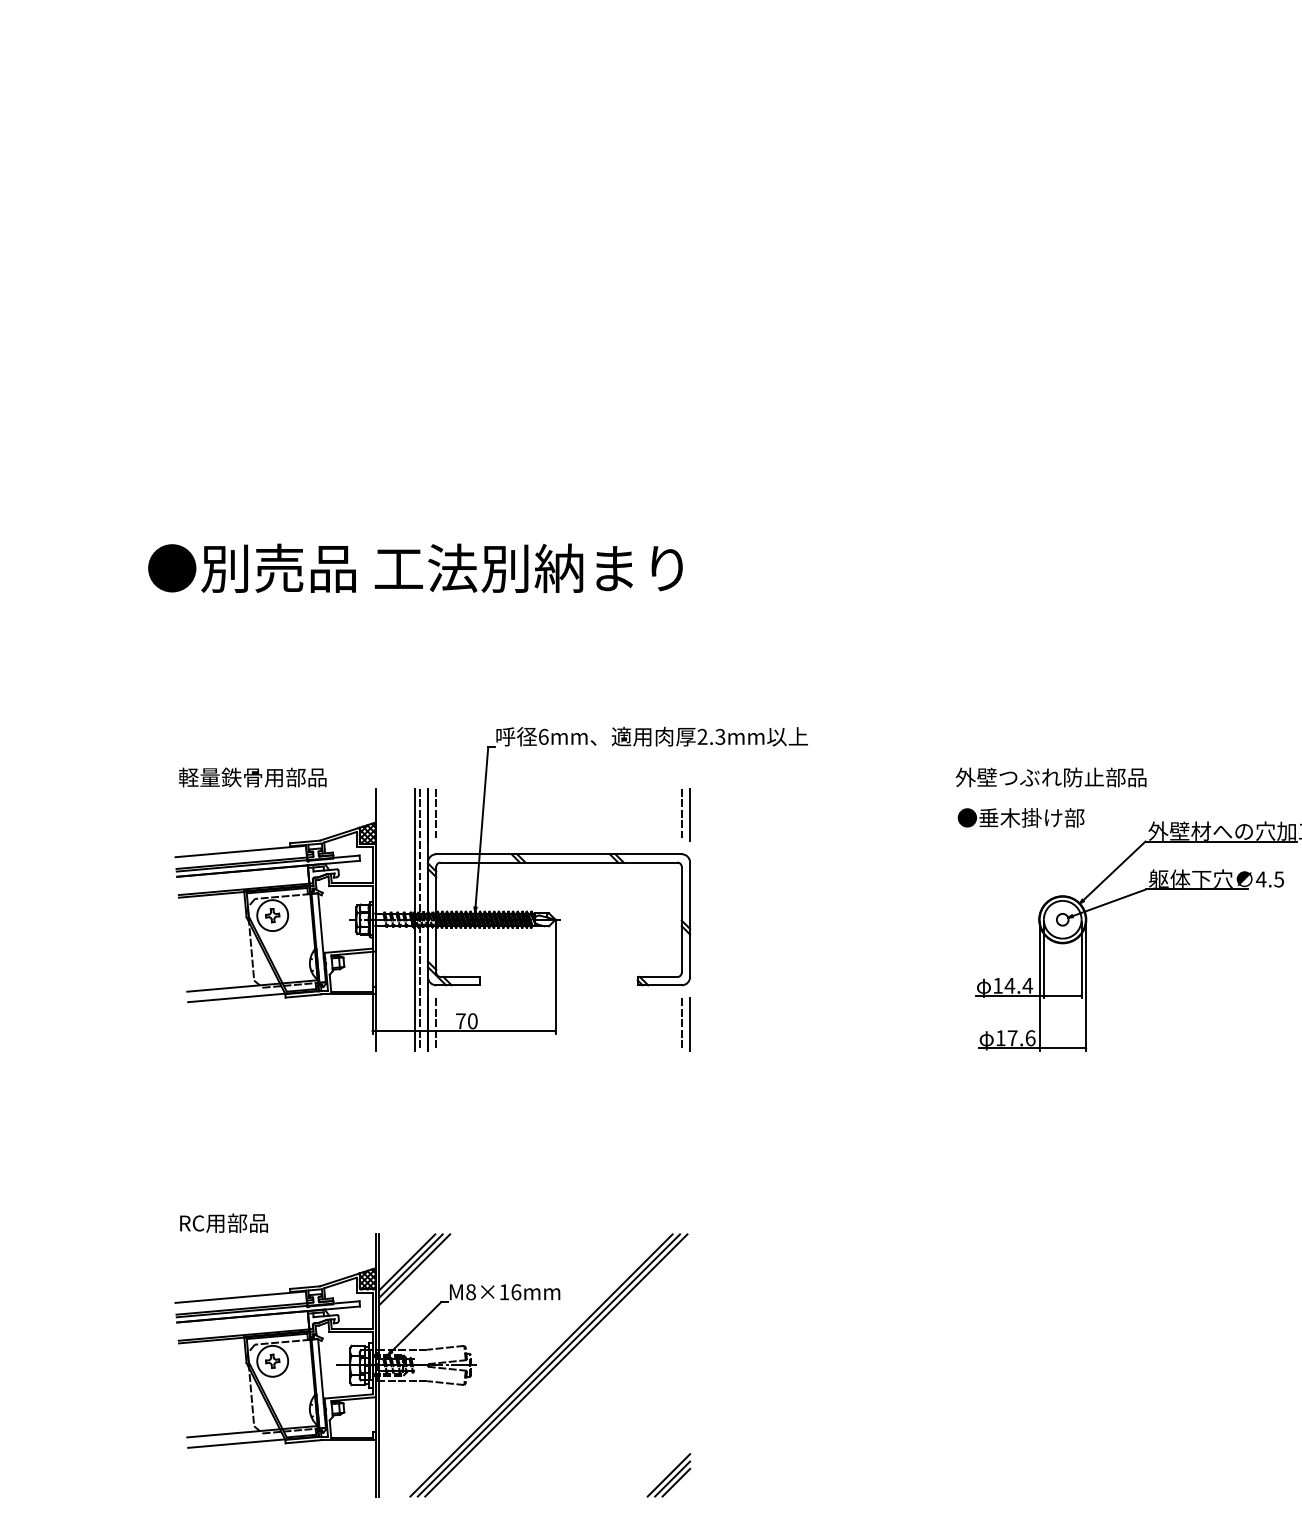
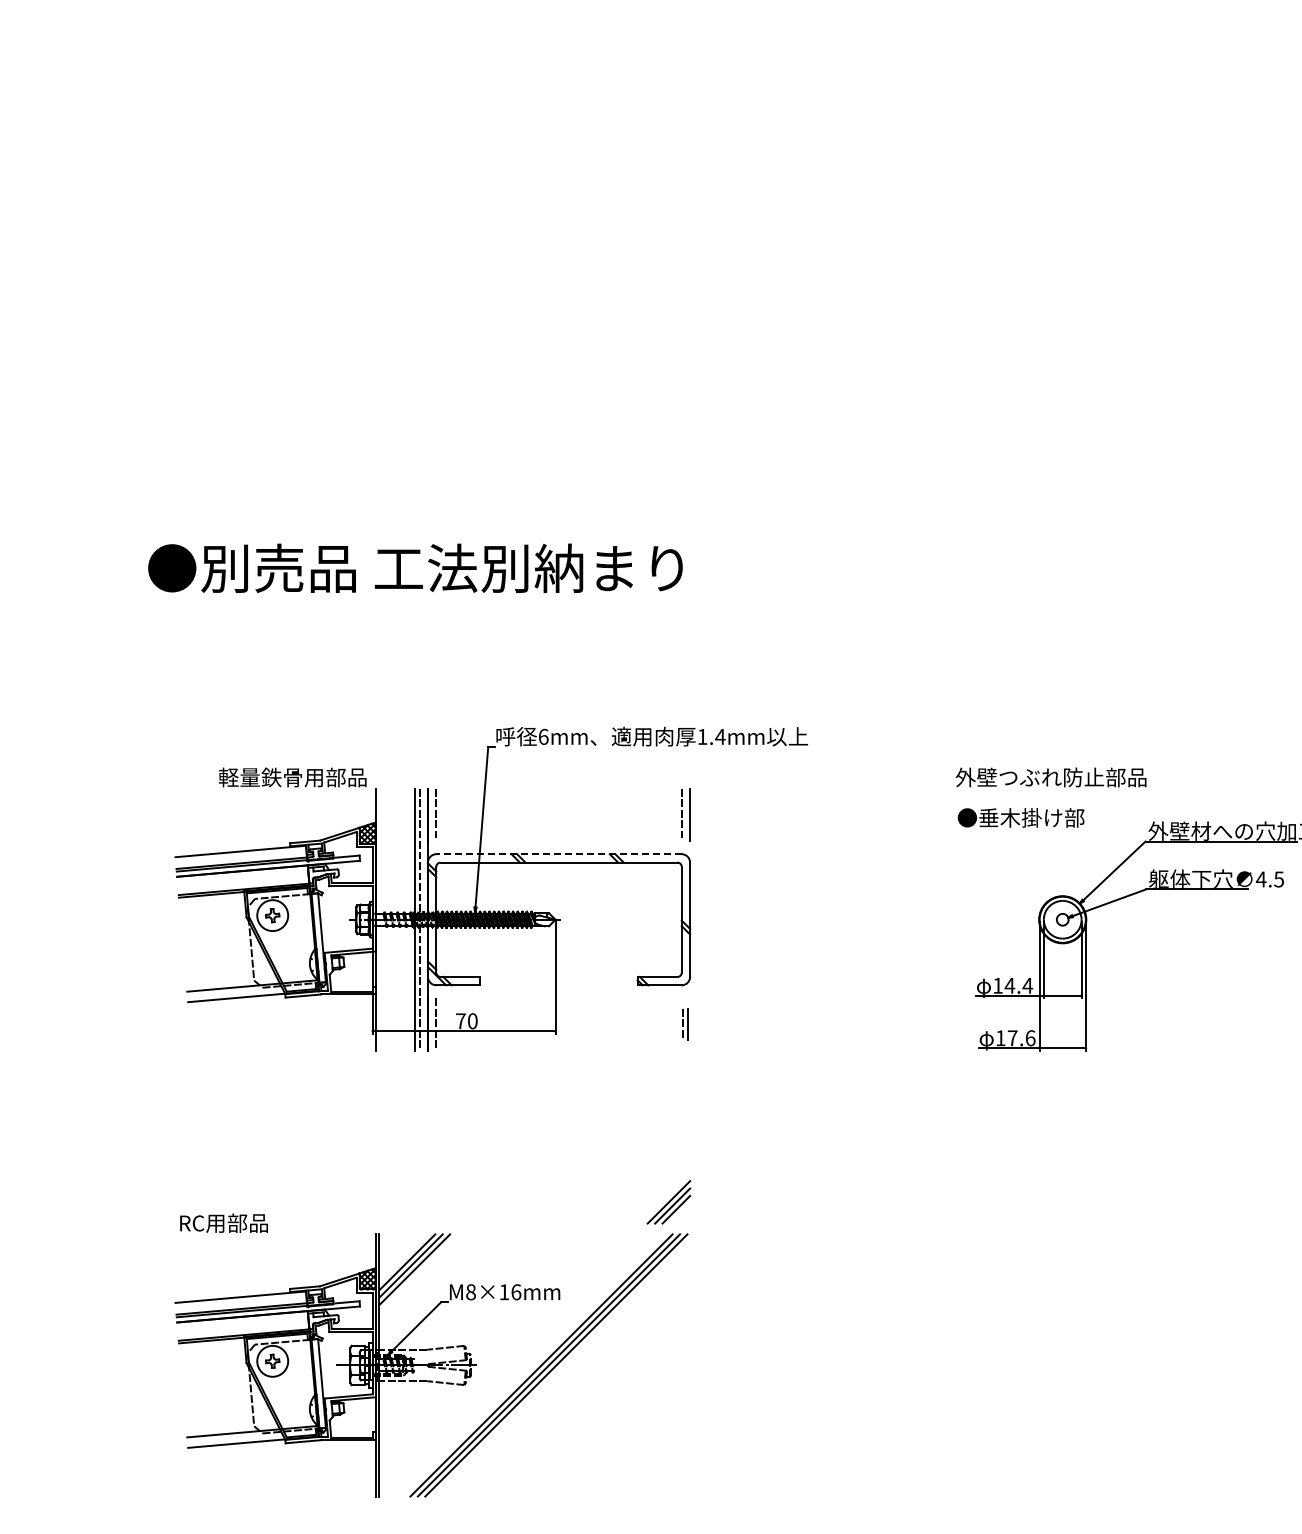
text: 2.3mm -> 1.4mm (711, 736)
text position: (252, 777) -> (292, 777) (292, 777)
line: solid -> dashed (559, 854)
part size: 10x55 px -> 7x33 px (685, 1024)
part position: (668, 1475) -> (668, 1202) (668, 1202)
